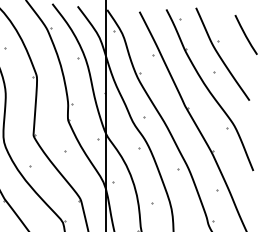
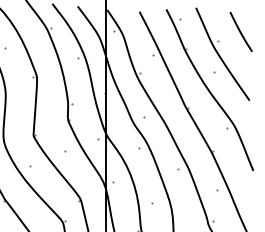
line position: (245, 34) -> (240, 31) (240, 31)
